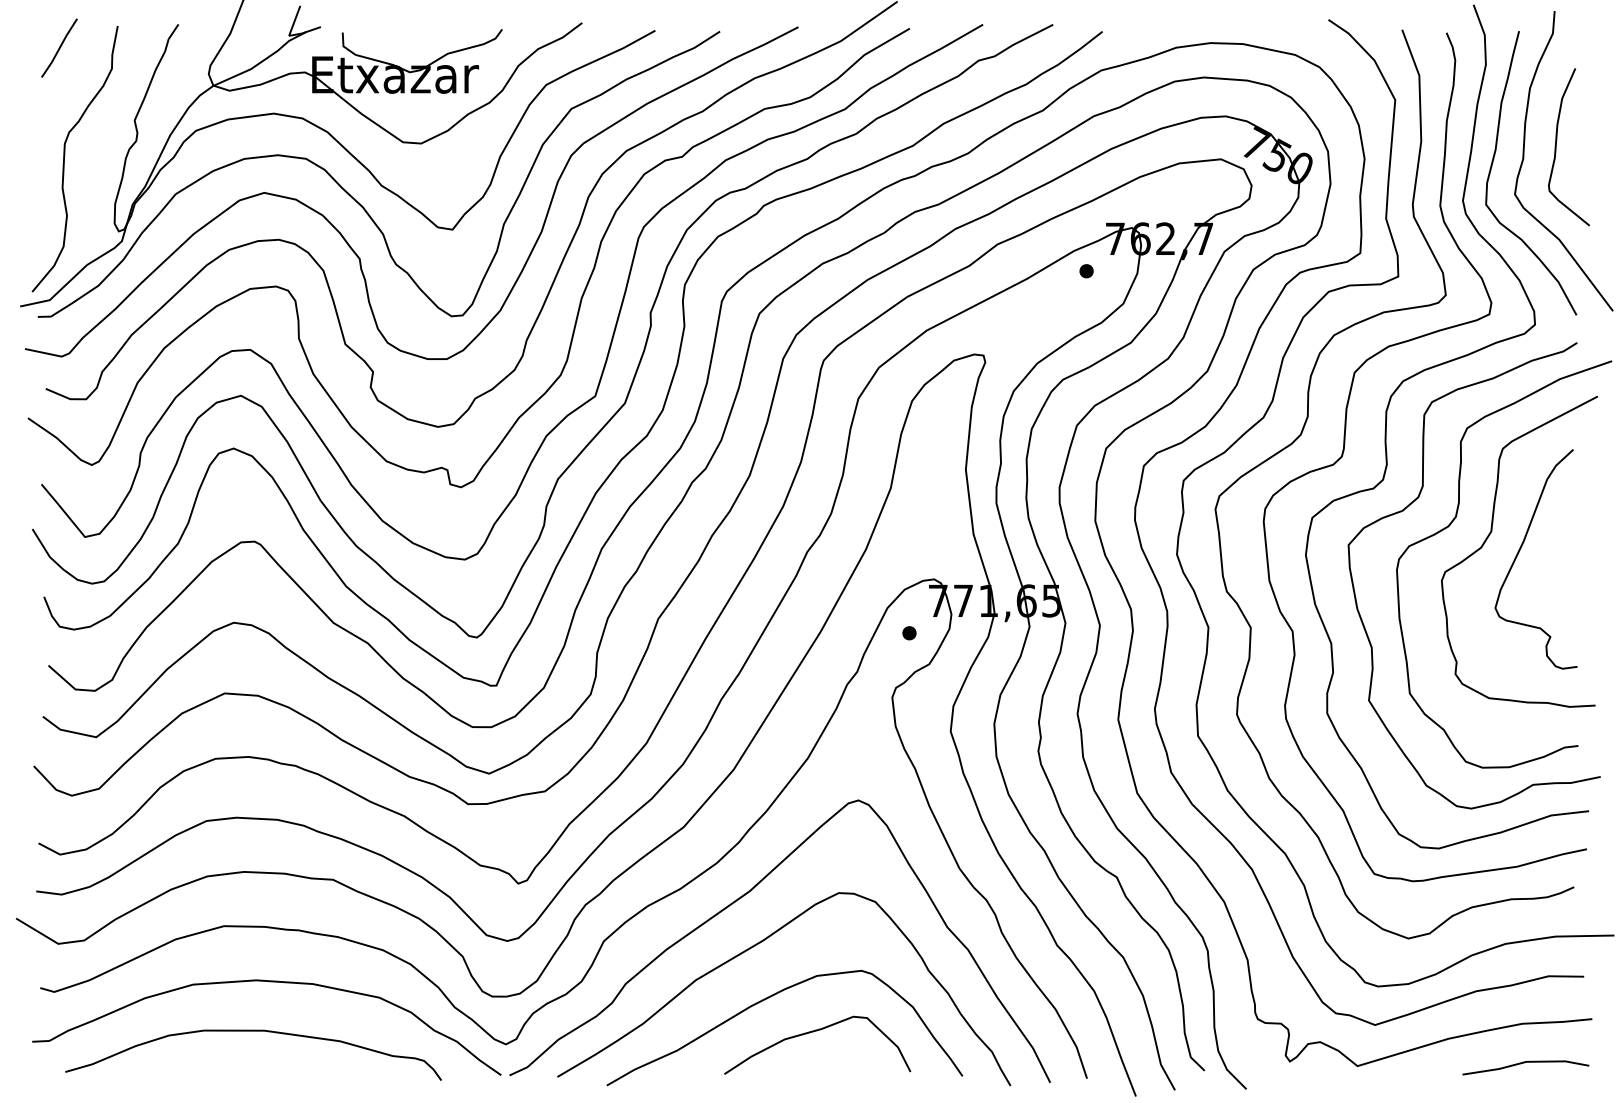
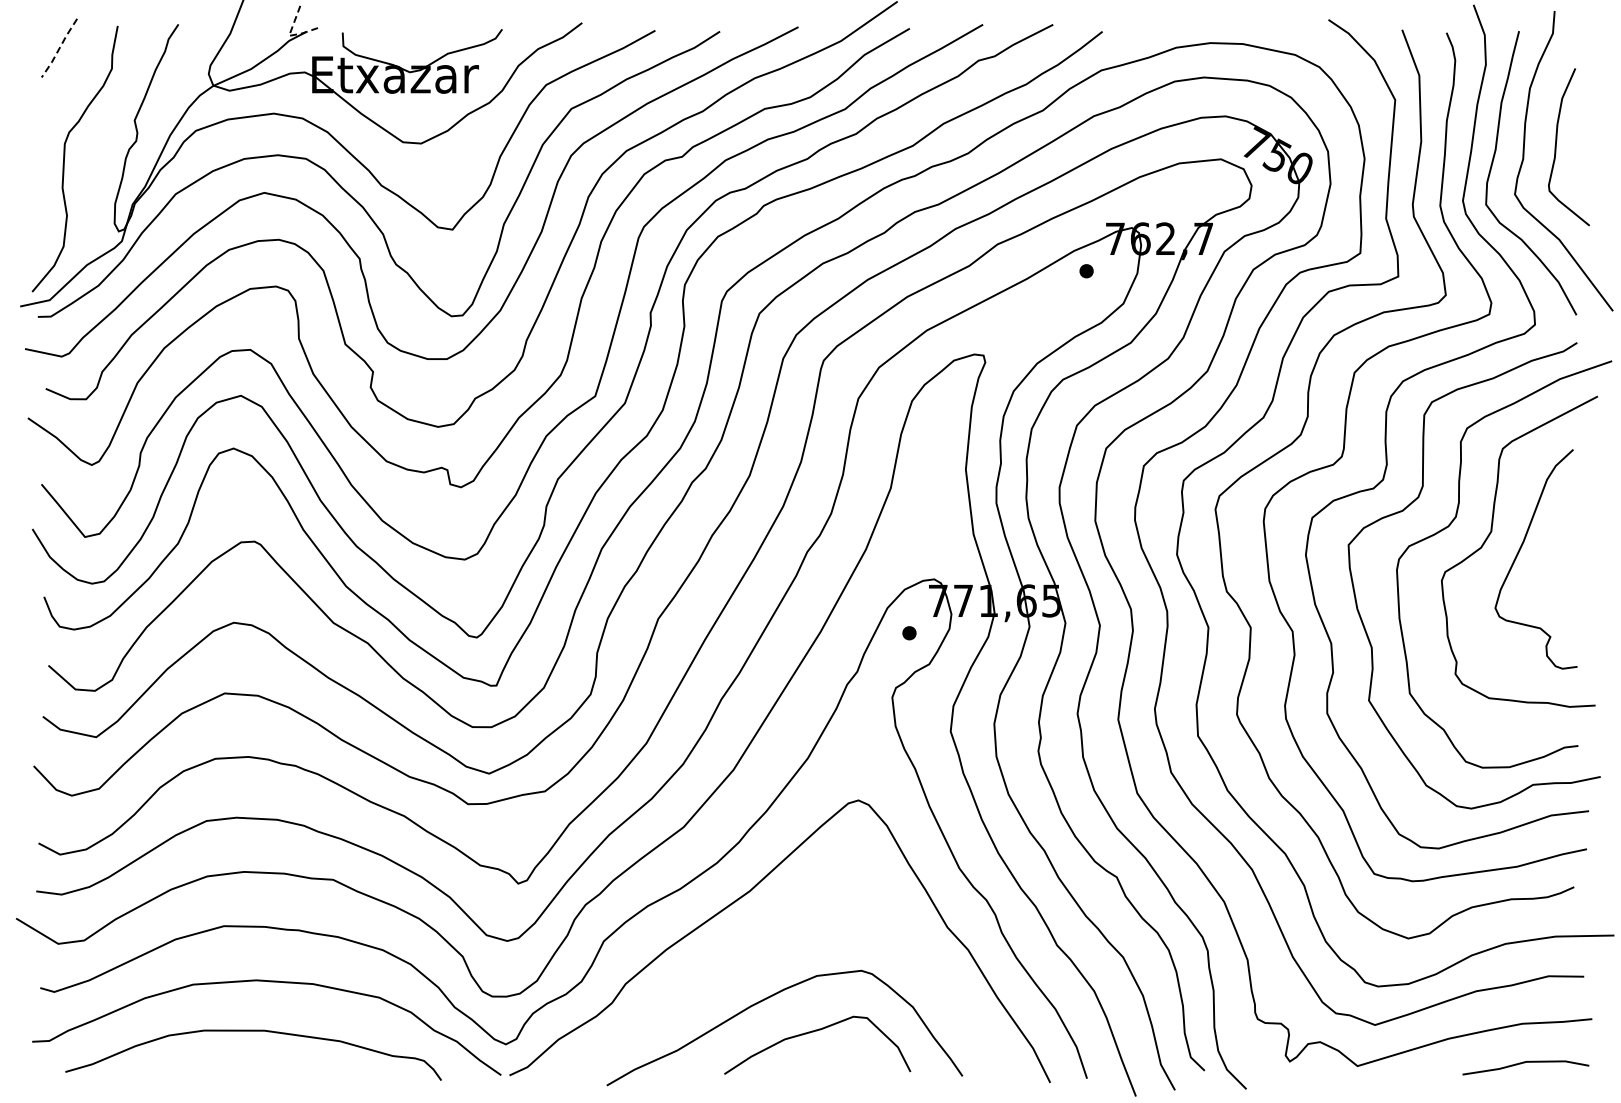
line: solid -> dashed (290, 35)
line: solid -> dashed (59, 48)
curve: present -> none (755, 946)
